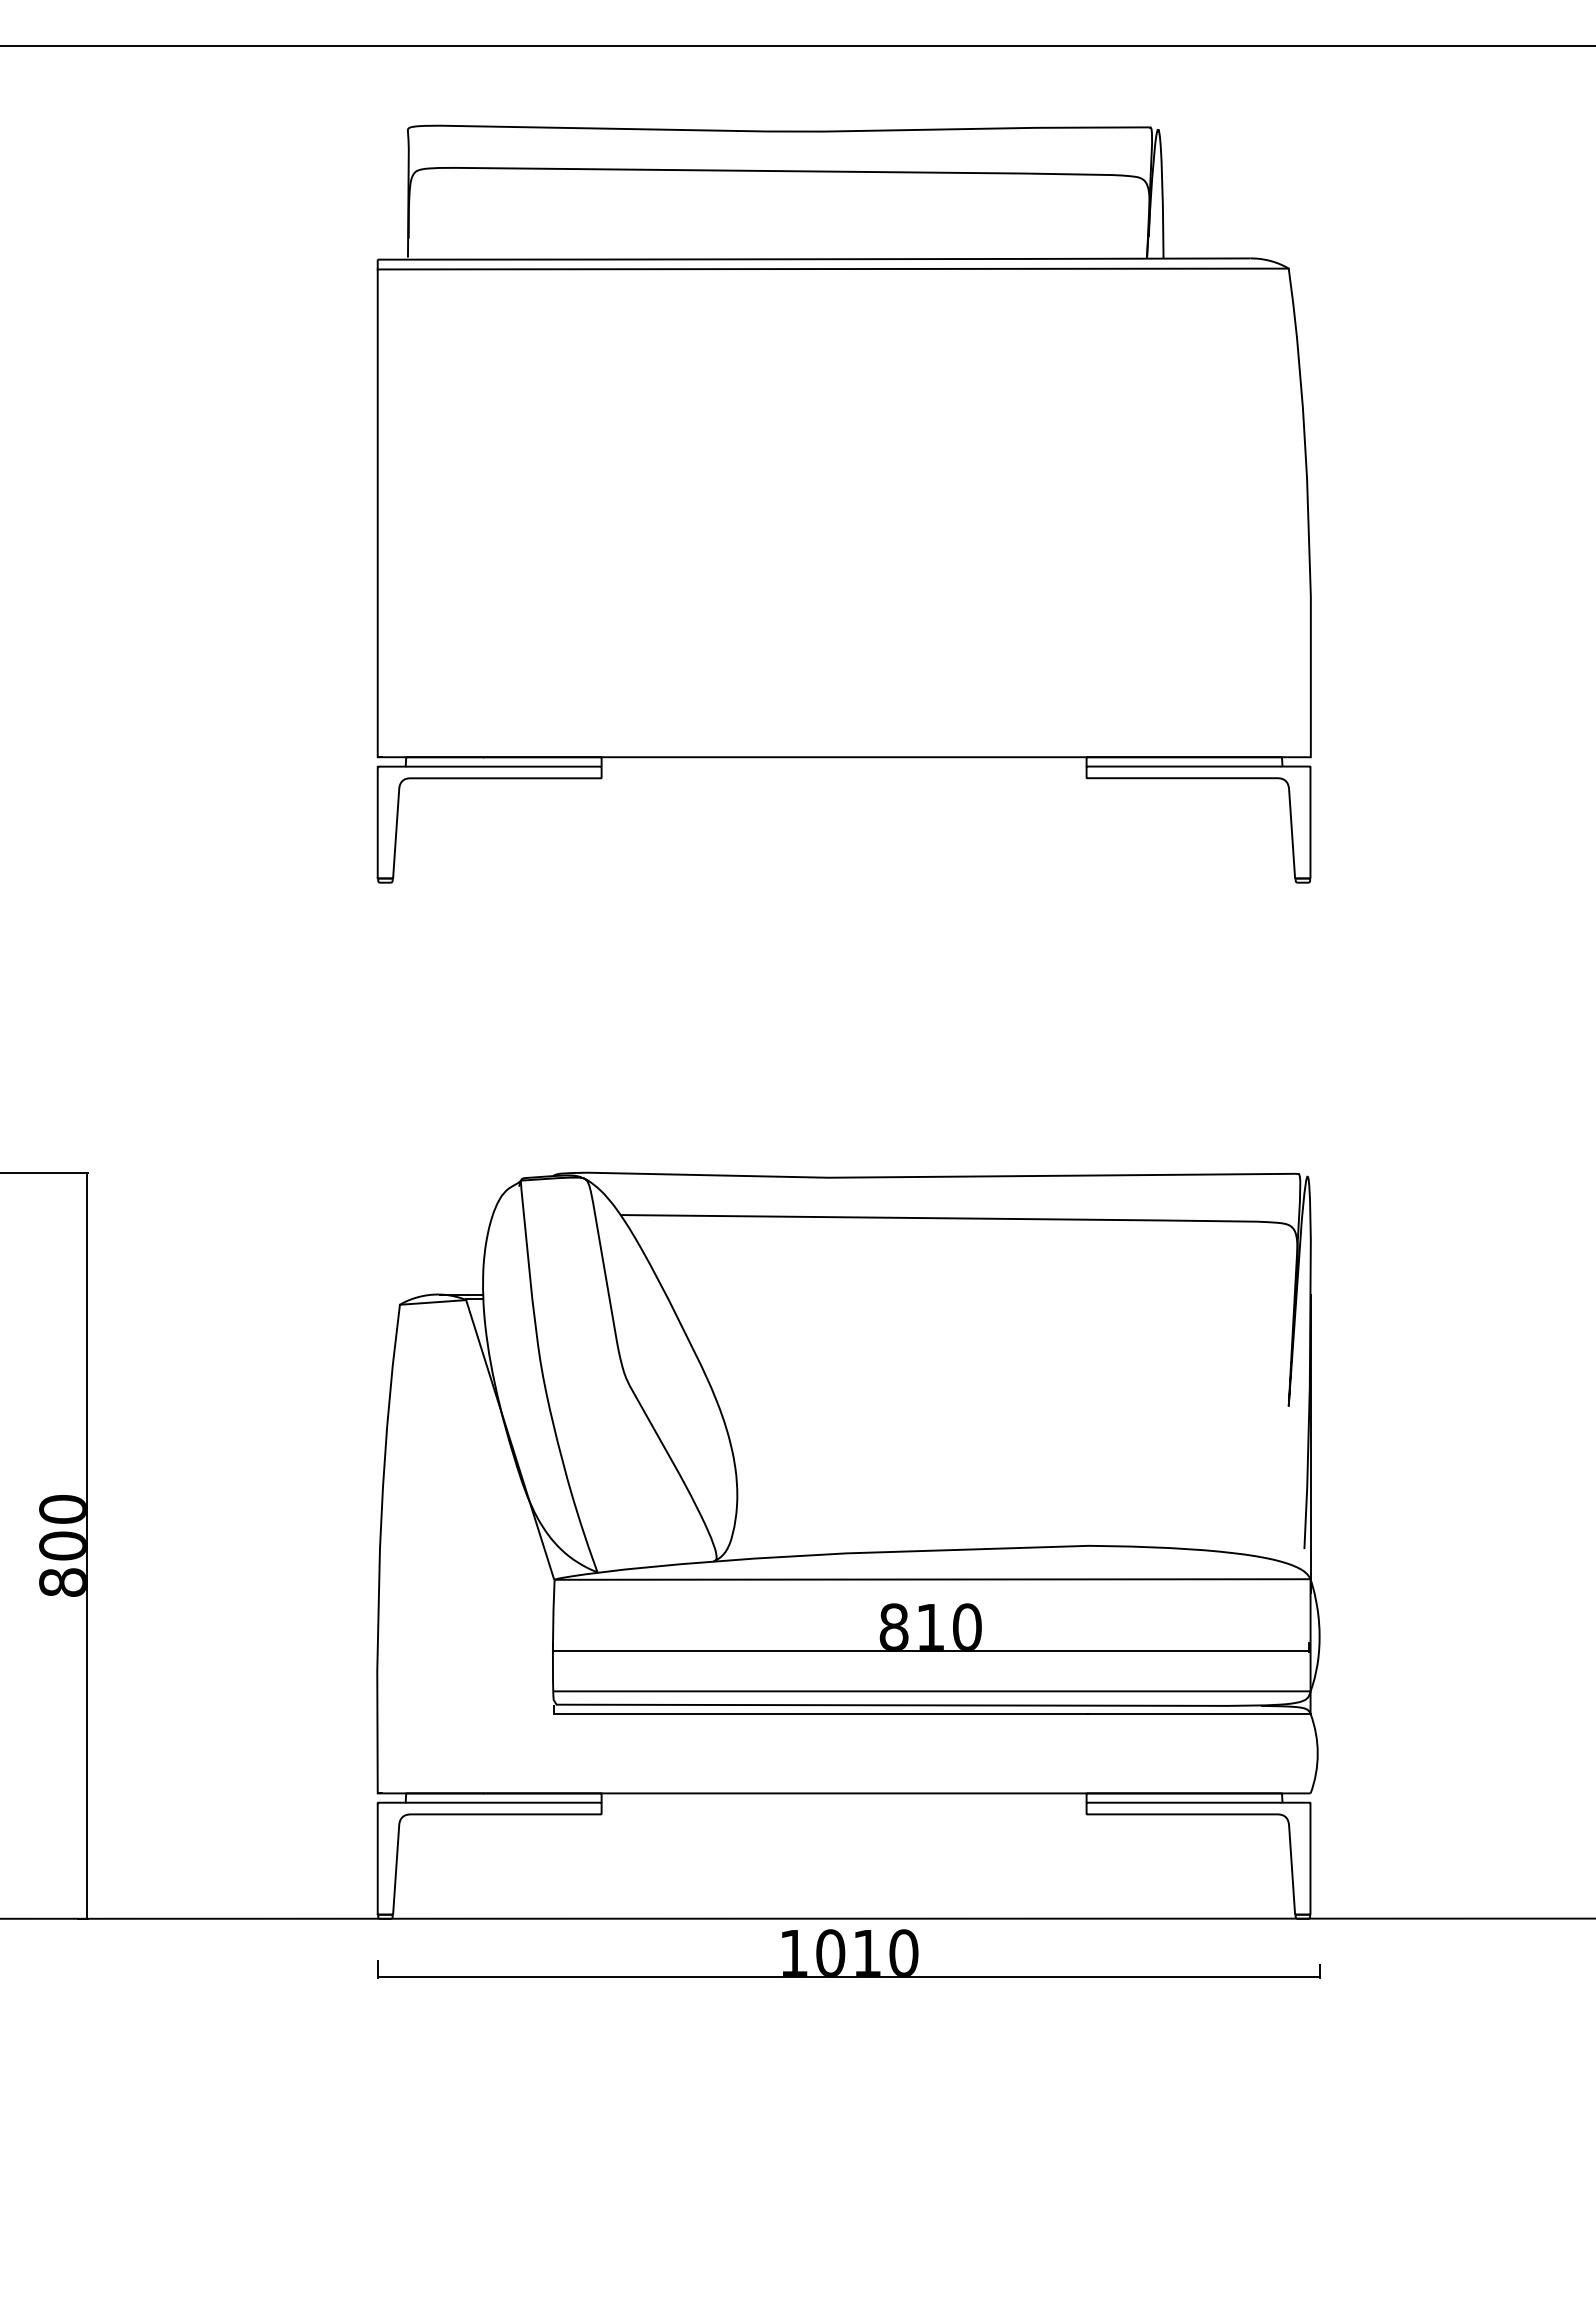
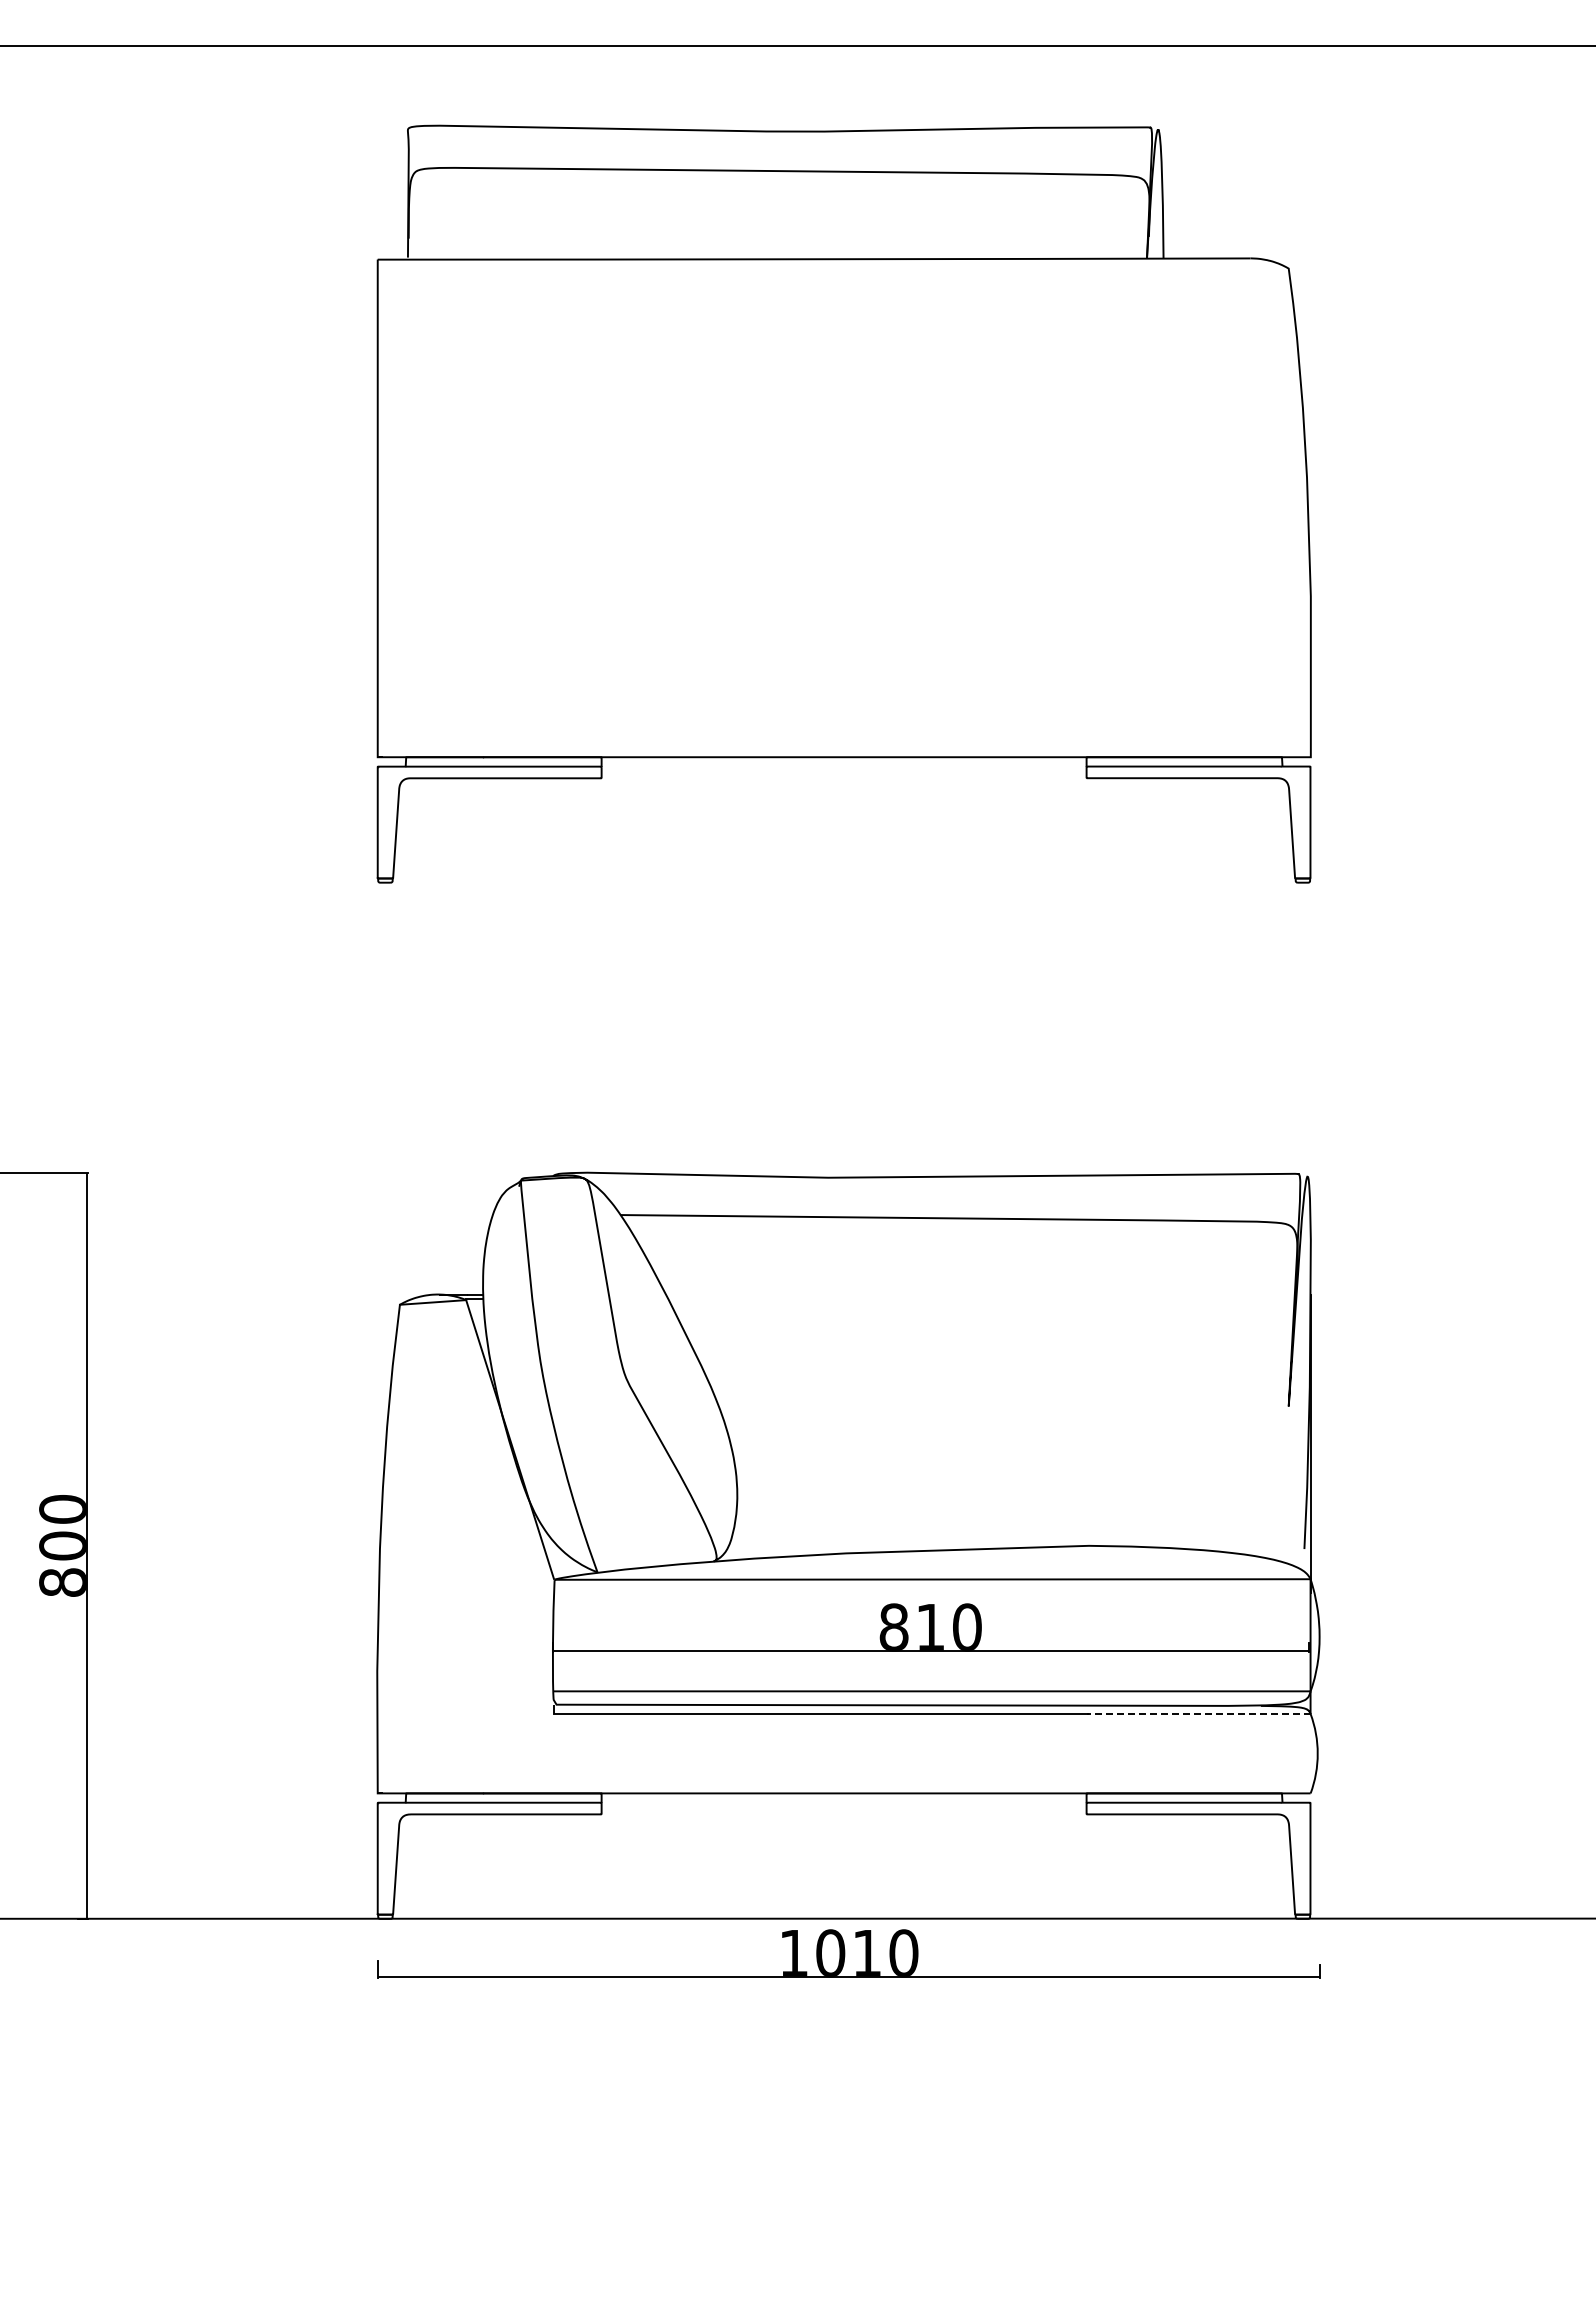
line: present -> none (832, 268)
line: solid -> dashed (1198, 1714)
